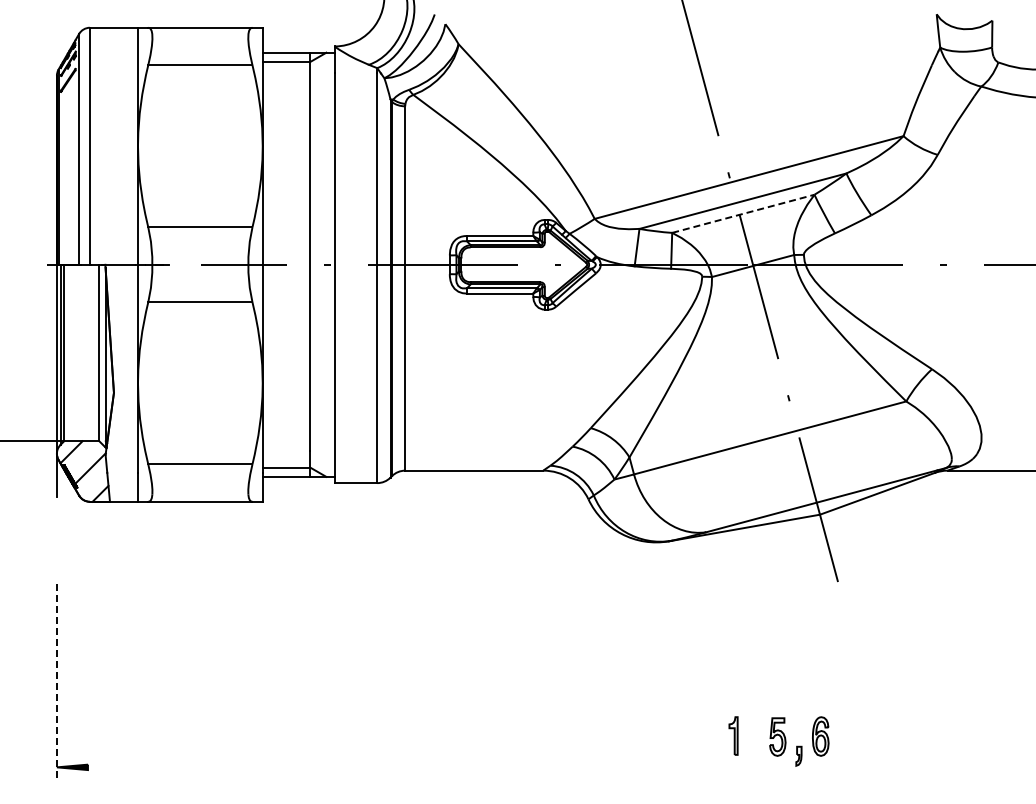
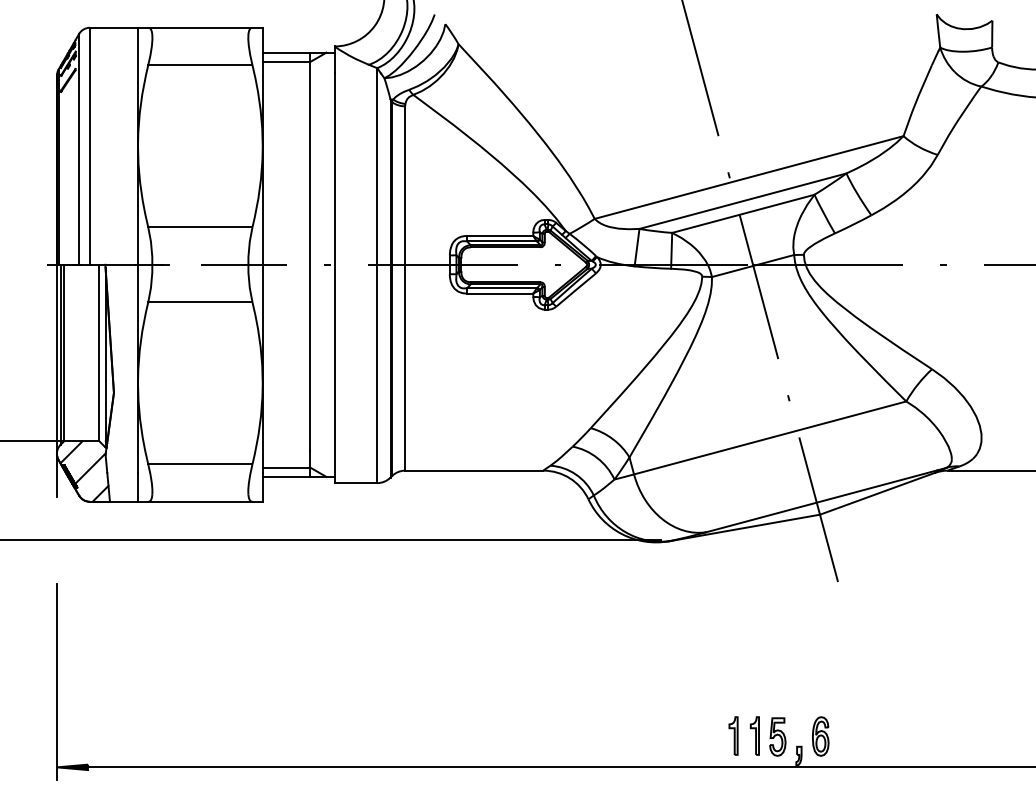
line: dashed -> solid (743, 213)
line: none -> present (331, 540)
line: dashed -> solid (56, 682)
part: none -> present (754, 735)
line: none -> present (559, 767)
